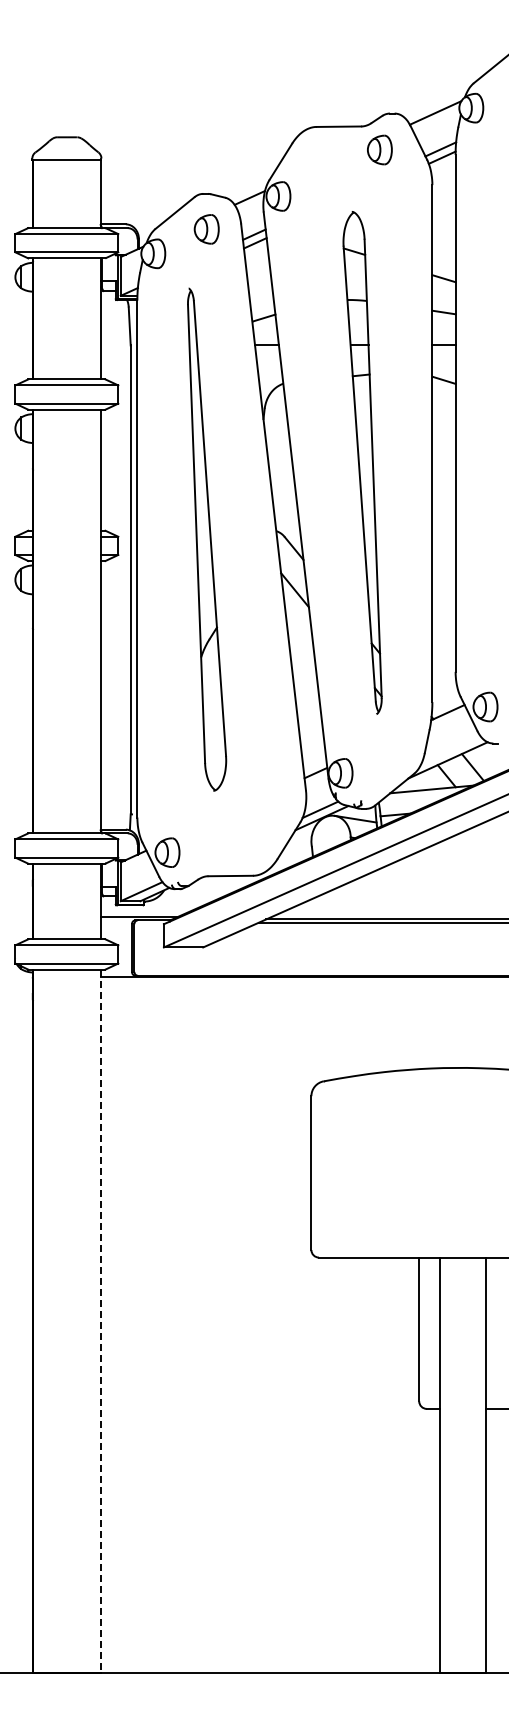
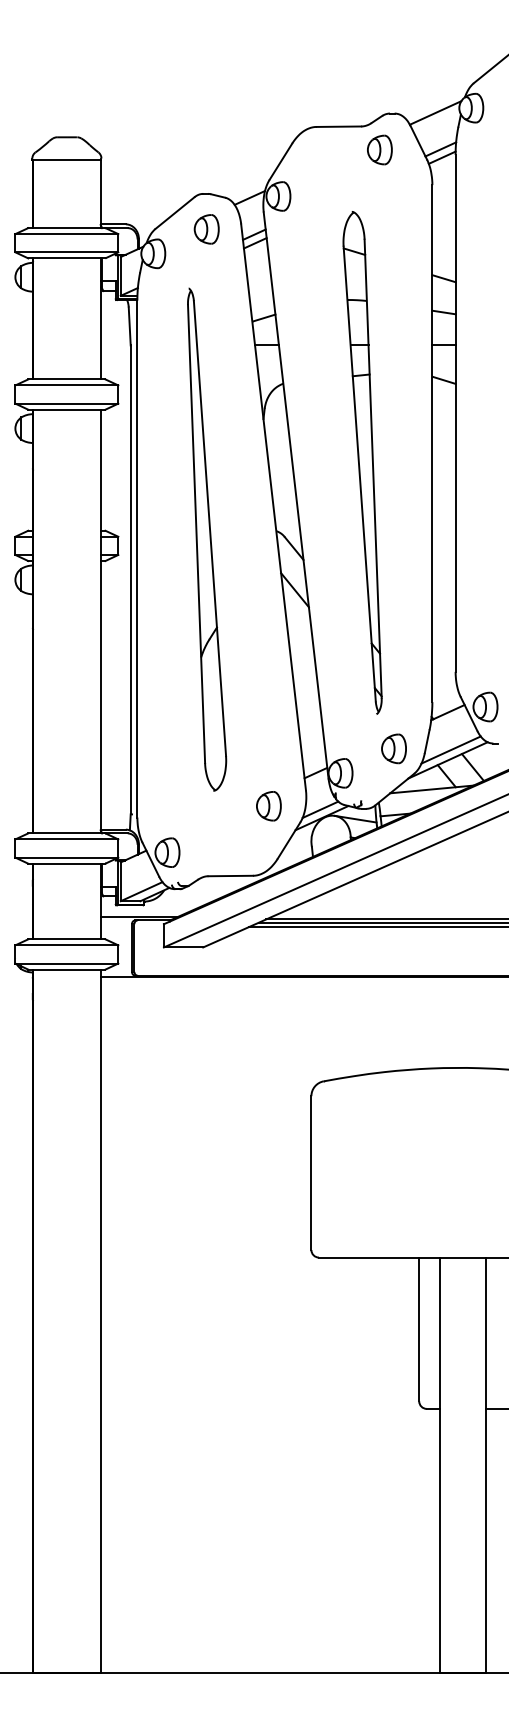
part: none -> present (393, 748)
line: none -> present (450, 749)
part: none -> present (268, 806)
line: none -> present (376, 927)
line: dashed -> solid (100, 1321)
